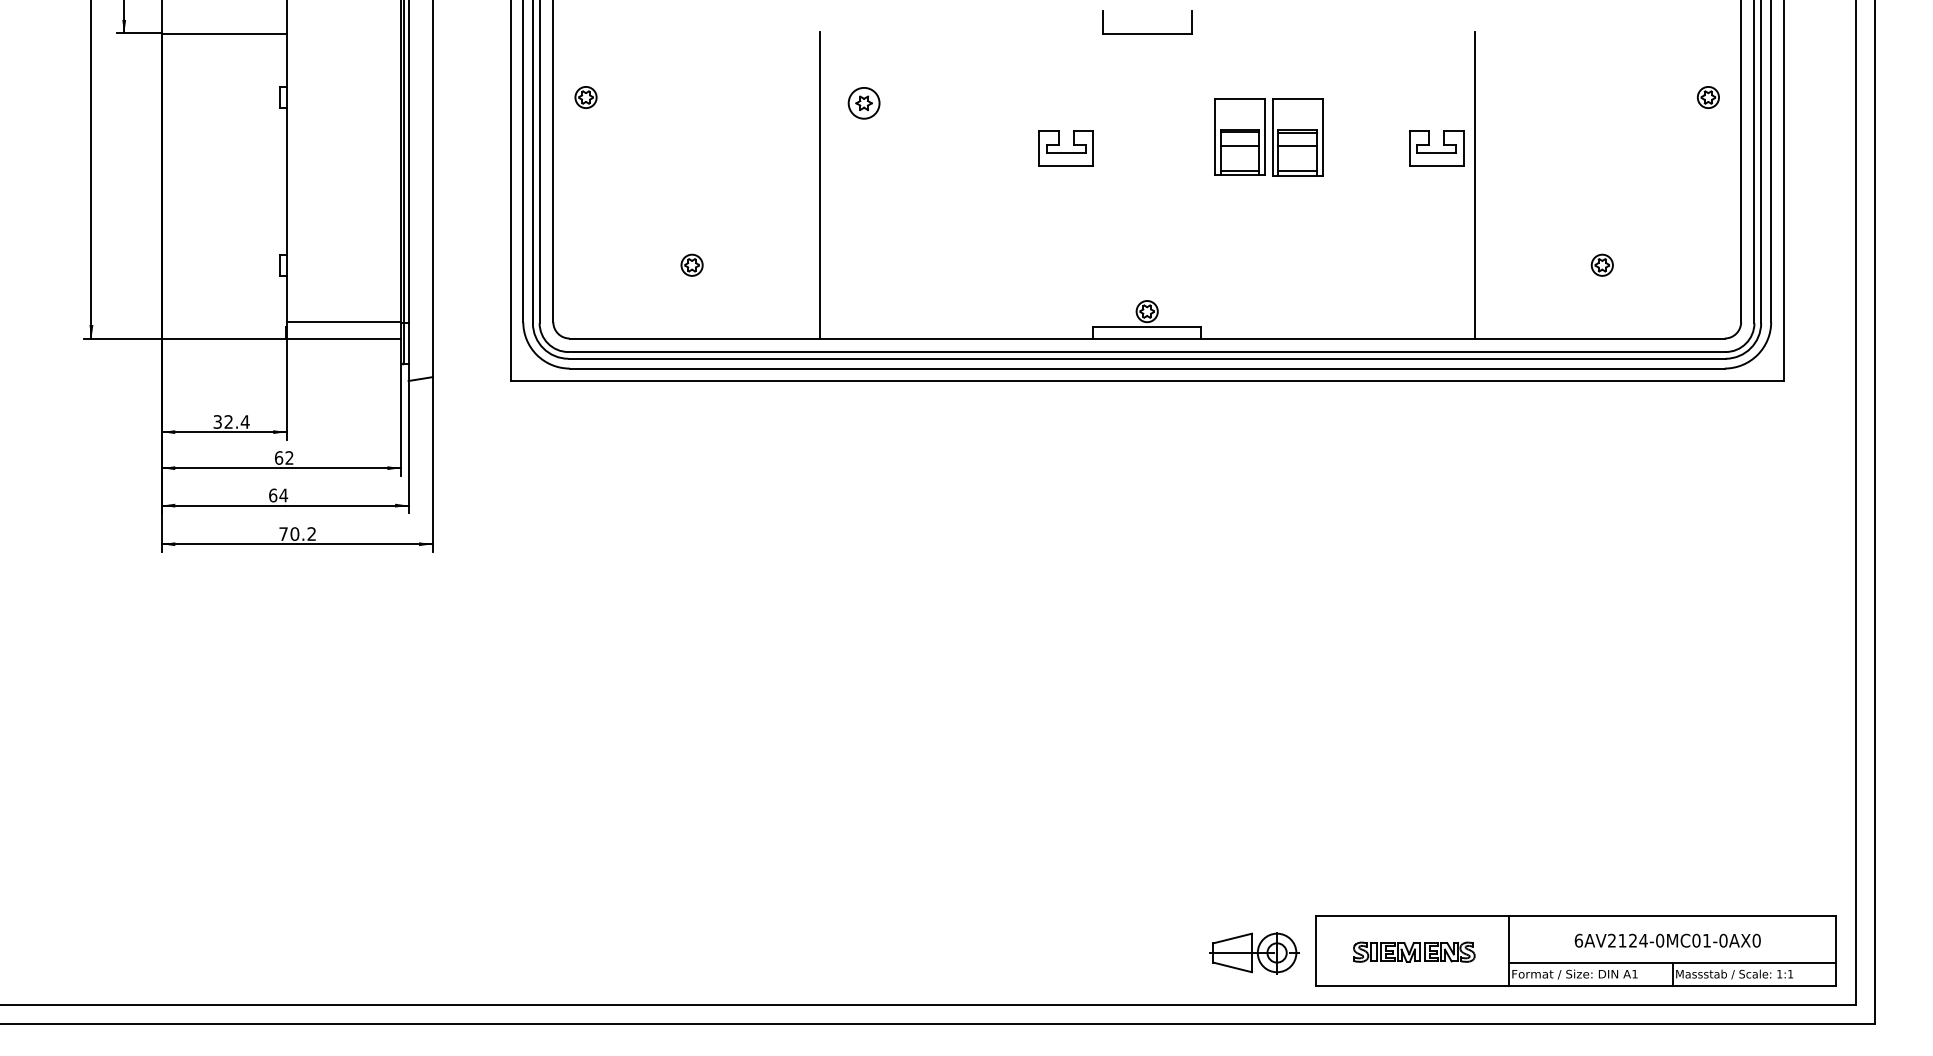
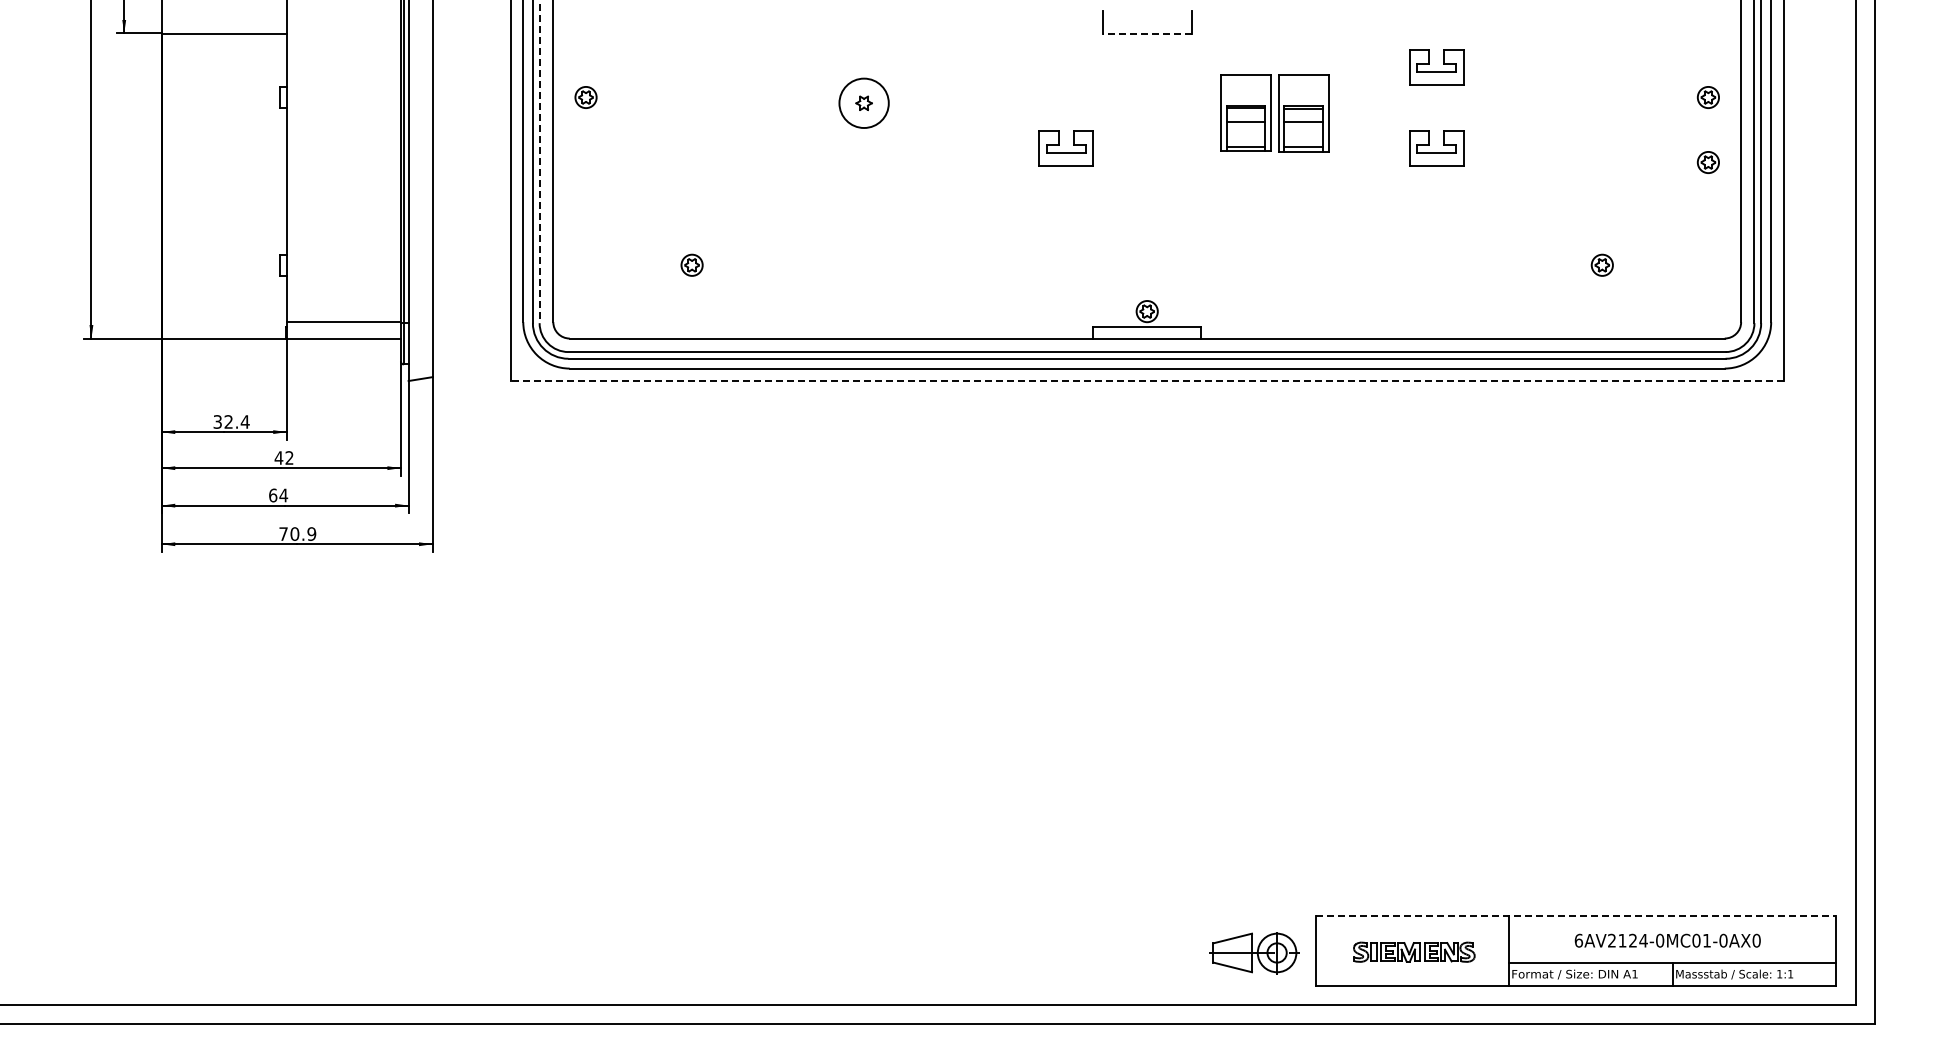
line: solid -> dashed (1147, 33)
part: none -> present (1436, 67)
circle diameter: 31 px -> 49 px (863, 103)
part position: (1268, 137) -> (1274, 113) (1274, 113)
line: solid -> dashed (539, 162)
part: none -> present (1707, 162)
line: present -> none (819, 184)
line: present -> none (1474, 184)
line: solid -> dashed (1146, 381)
text: 62 -> 42 (278, 457)
text: 70.2 -> 70.9 (311, 533)
line: solid -> dashed (1576, 916)
